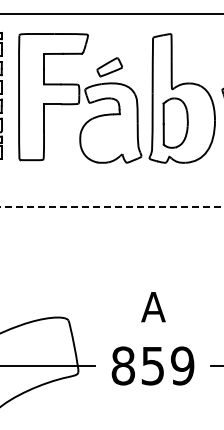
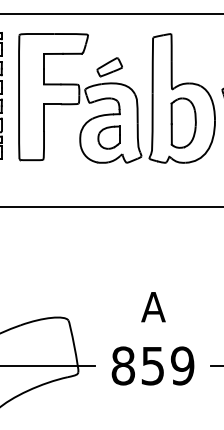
part position: (175, 122) -> (183, 122) (183, 122)
part: none -> present (108, 137)
line: dashed -> solid (111, 206)
